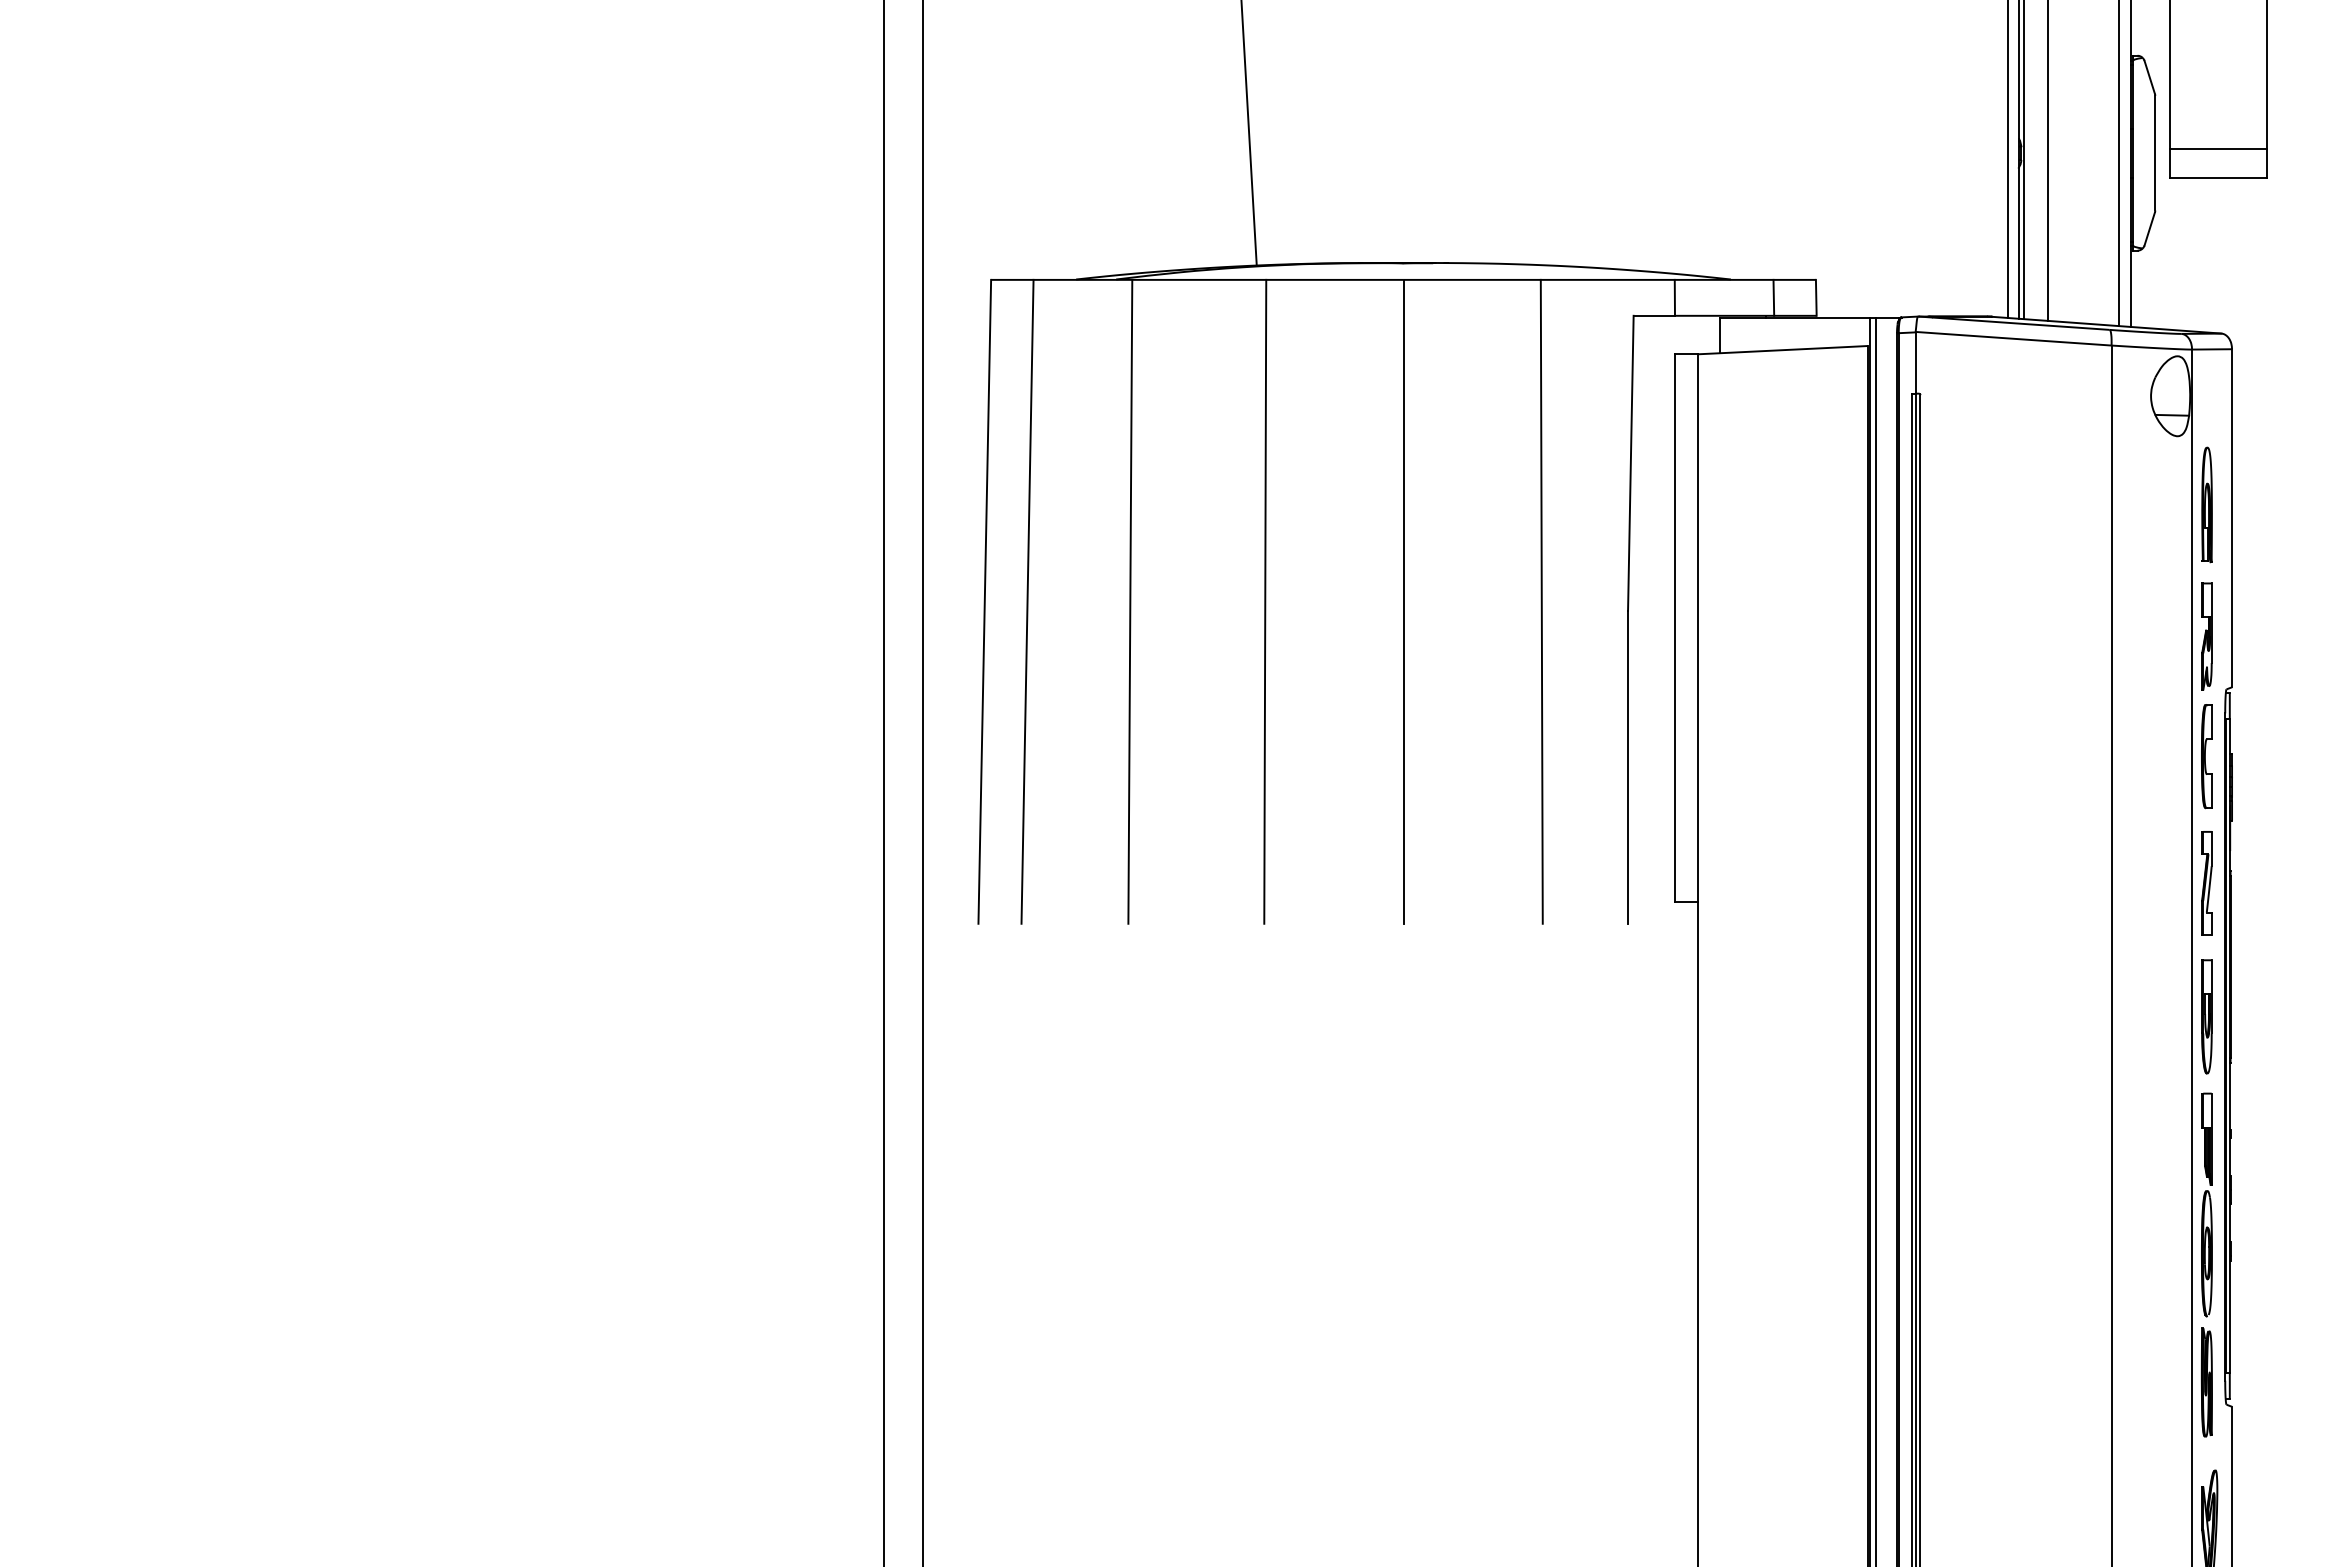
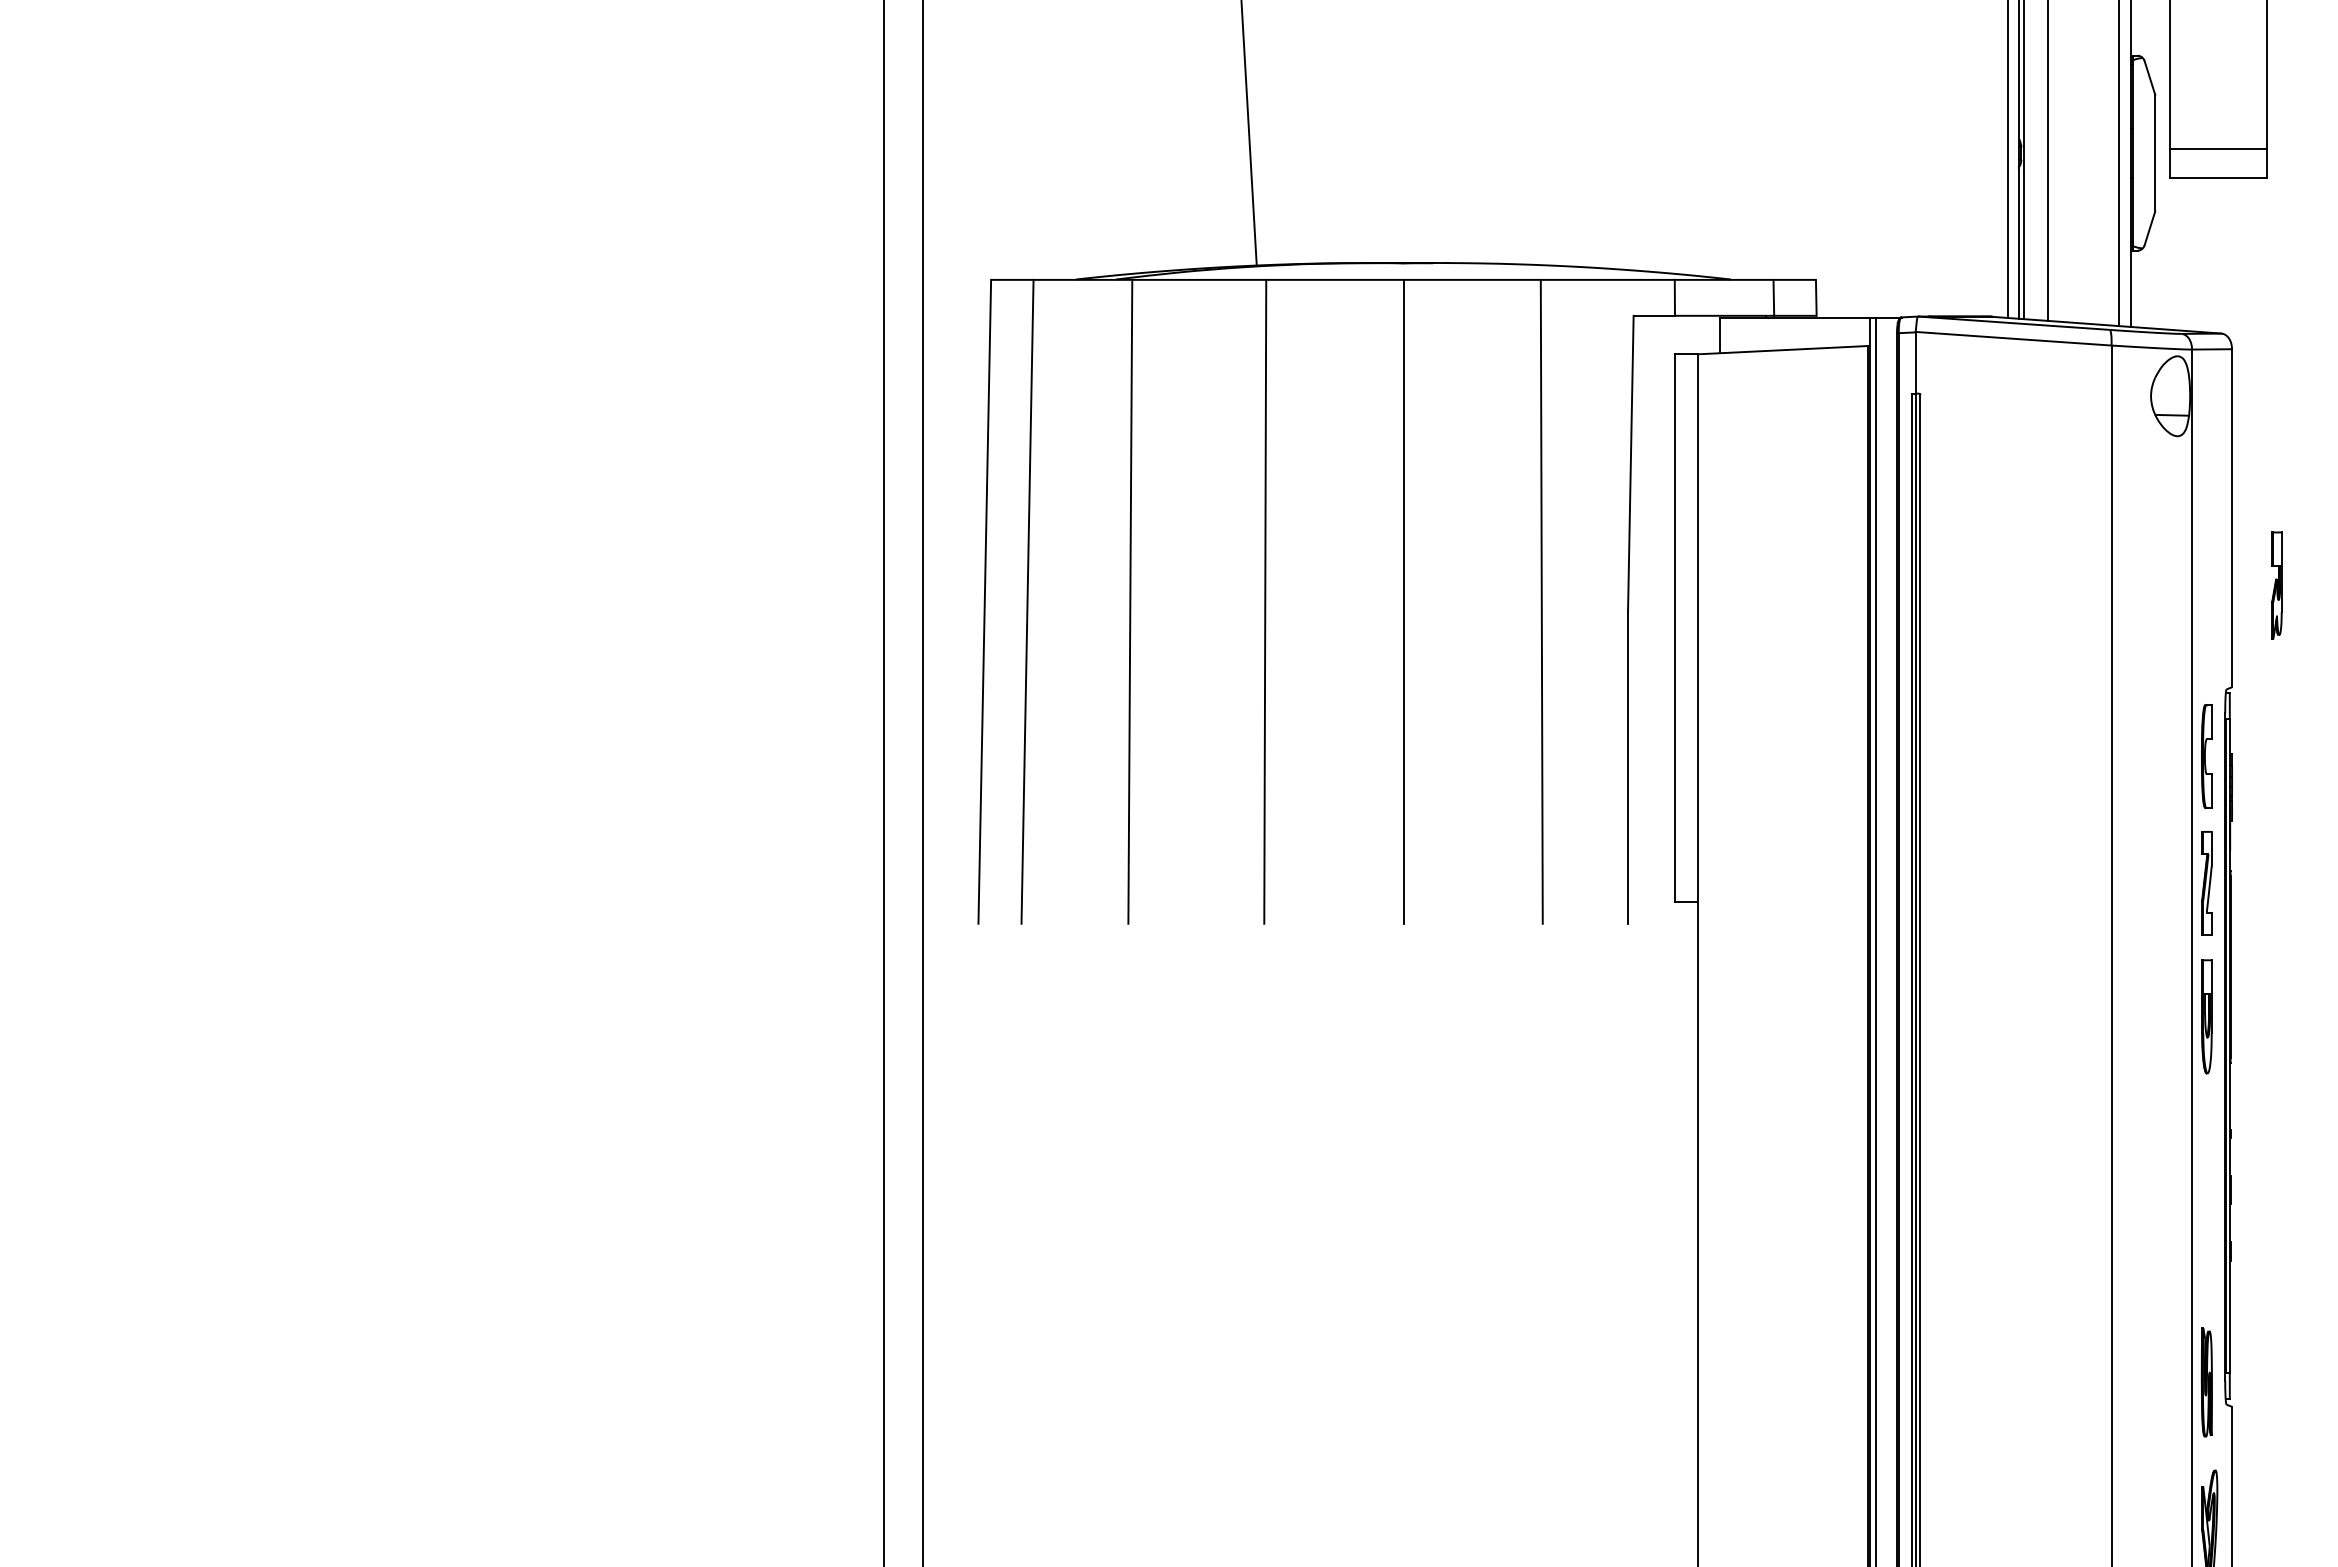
part: present -> none (2206, 504)
part position: (2206, 636) -> (2276, 585) (2276, 585)
part: present -> none (2206, 1204)
